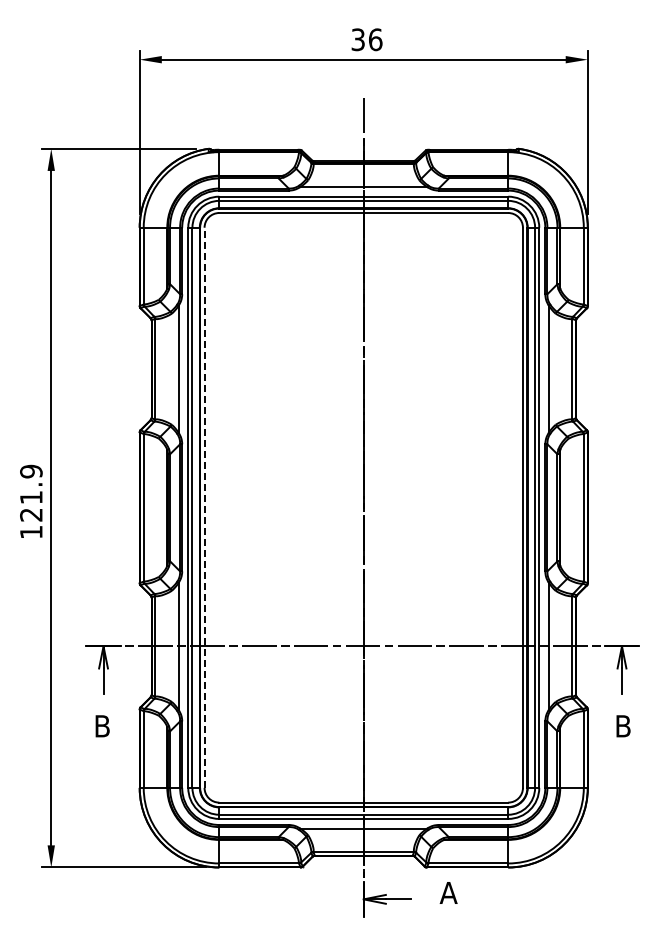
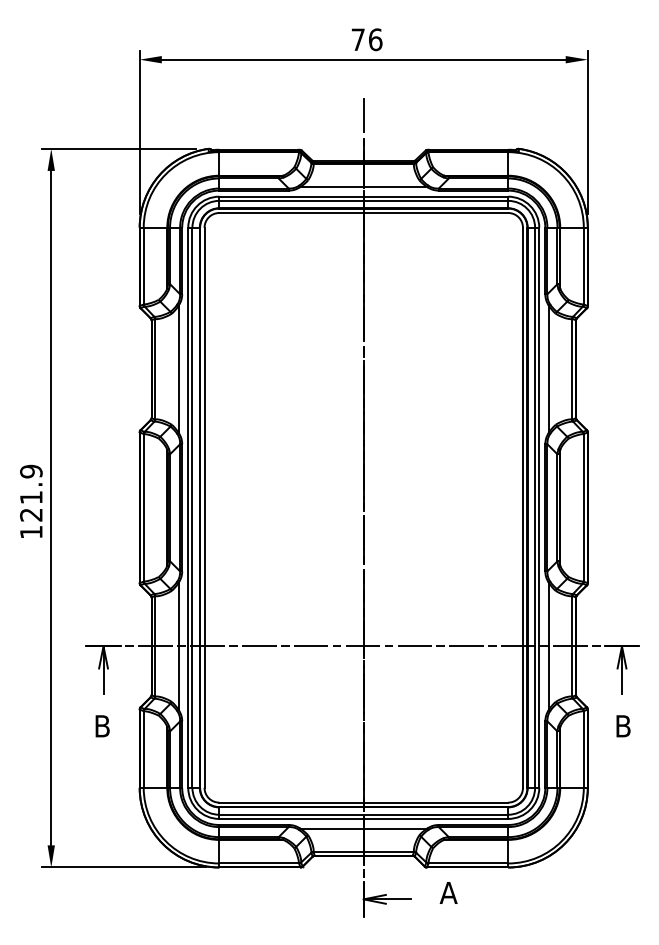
text: 36 -> 76 (357, 39)
line: dashed -> solid (204, 507)
